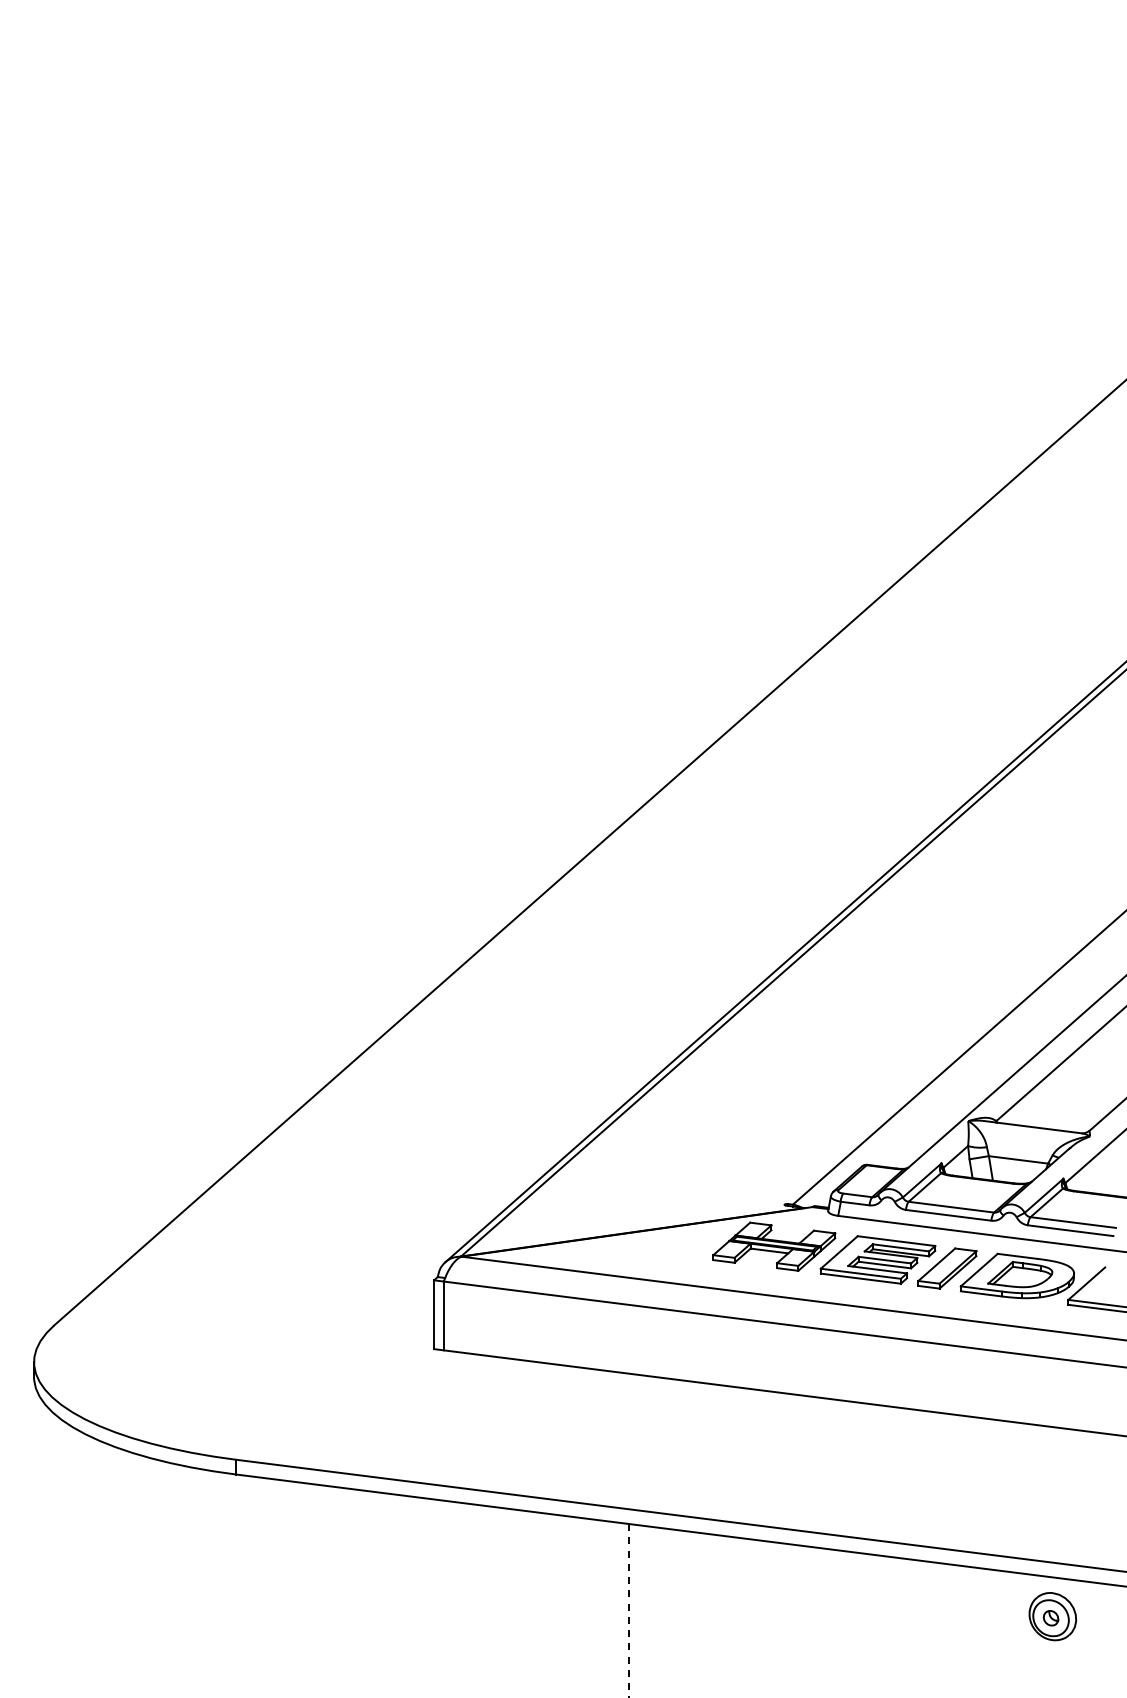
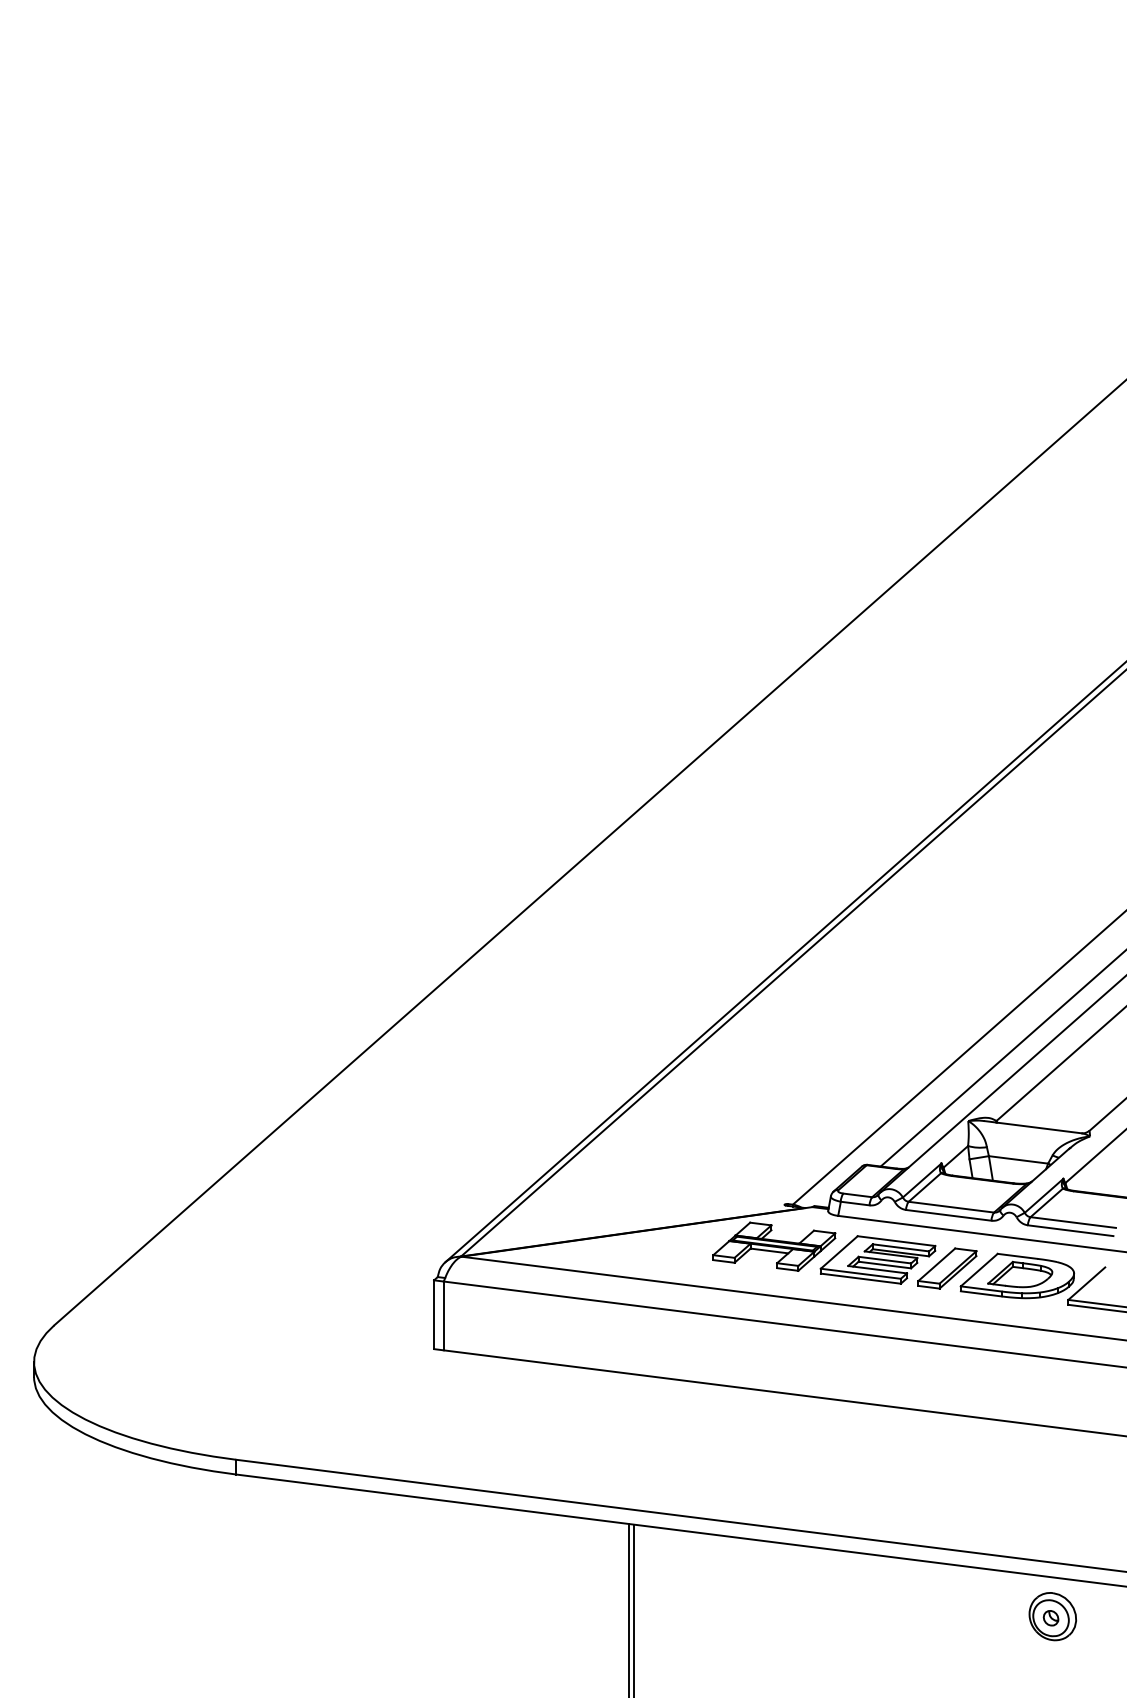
line: none -> present (1001, 1059)
line: none -> present (633, 1609)
line: dashed -> solid (628, 1610)
